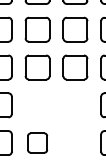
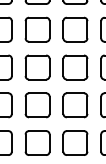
part: none -> present (37, 105)
part: none -> present (75, 105)
part size: 22x22 px -> 27x26 px (37, 142)
part: none -> present (75, 142)
